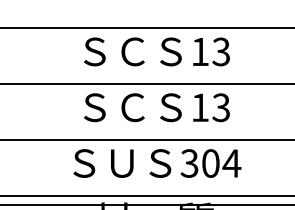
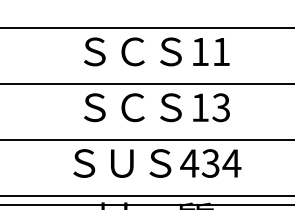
text: 13 -> 11 (220, 51)
text: 304 -> 434 (199, 163)
